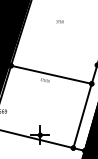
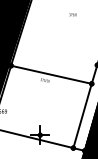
text position: (59, 21) -> (72, 14) (72, 14)
